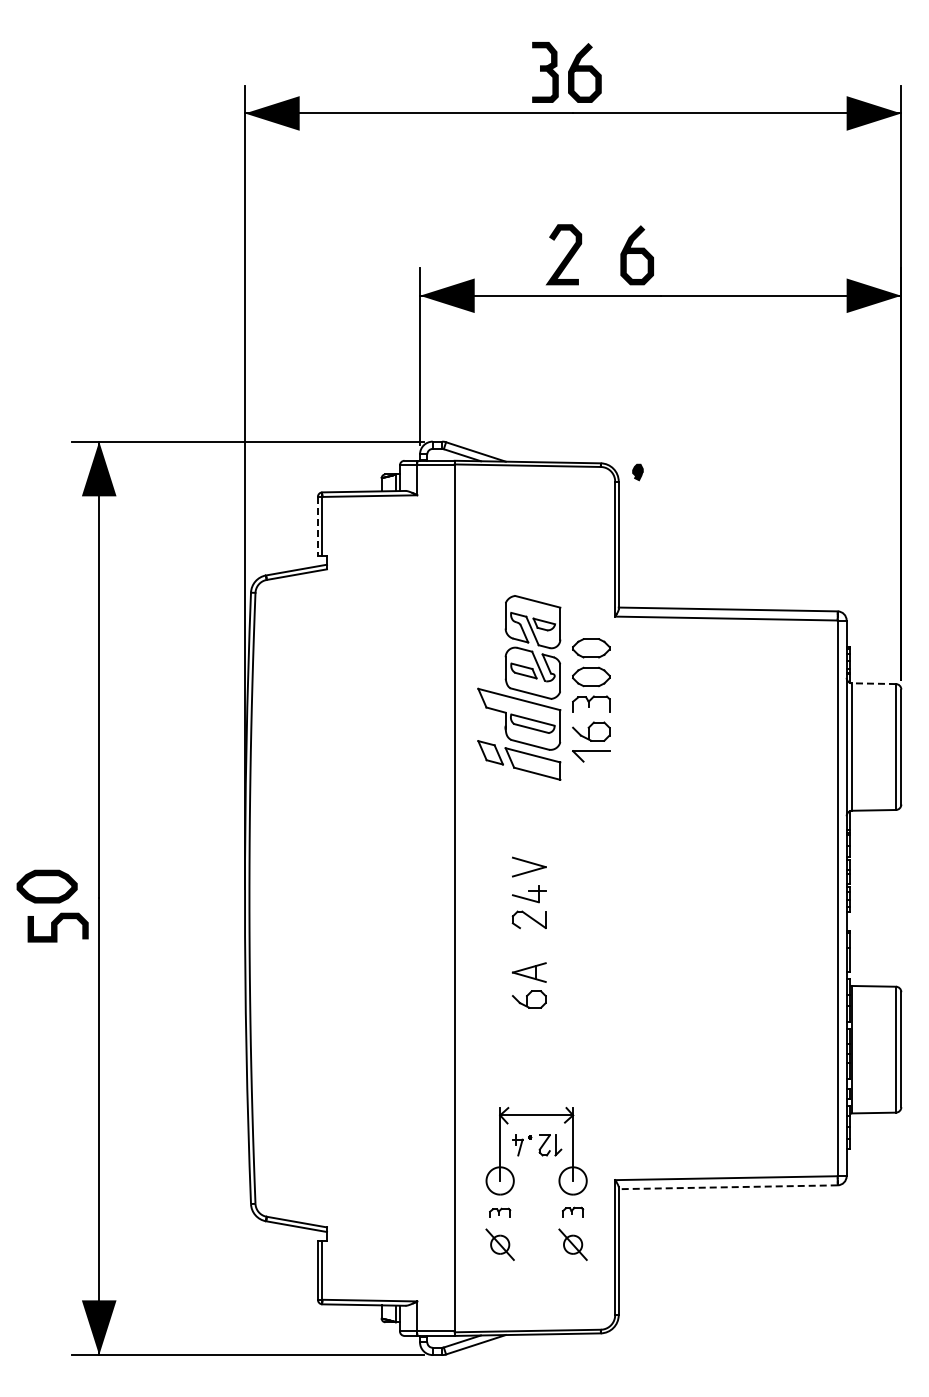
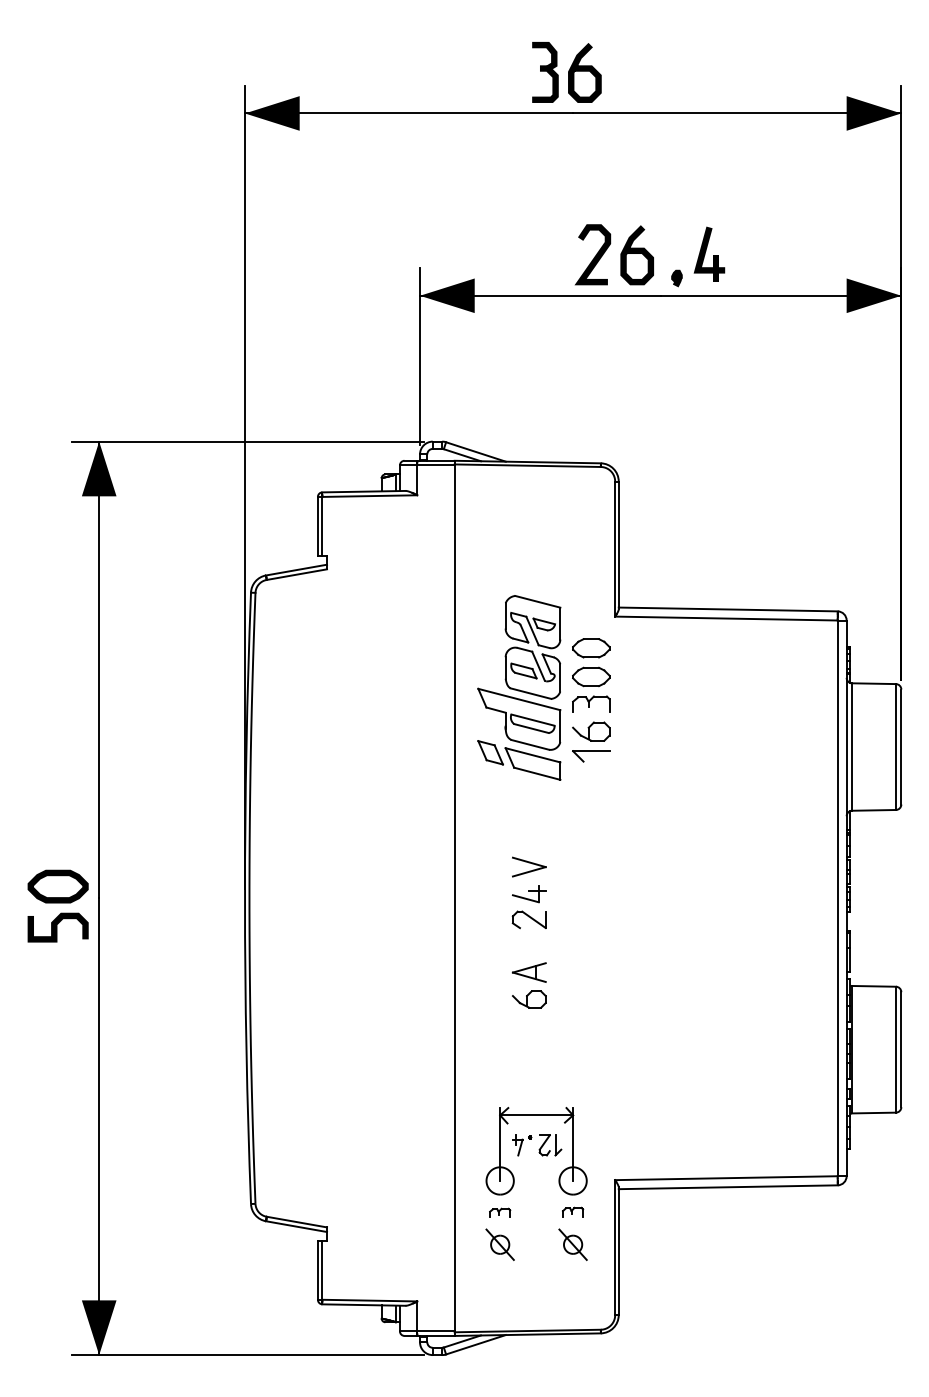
part: none -> present (709, 253)
curve position: (565, 256) -> (594, 256) (594, 256)
part position: (637, 472) -> (676, 278) (676, 278)
line: dashed -> solid (317, 526)
line: dashed -> solid (874, 683)
part position: (46, 886) -> (57, 886) (57, 886)
line: dashed -> solid (727, 1187)
